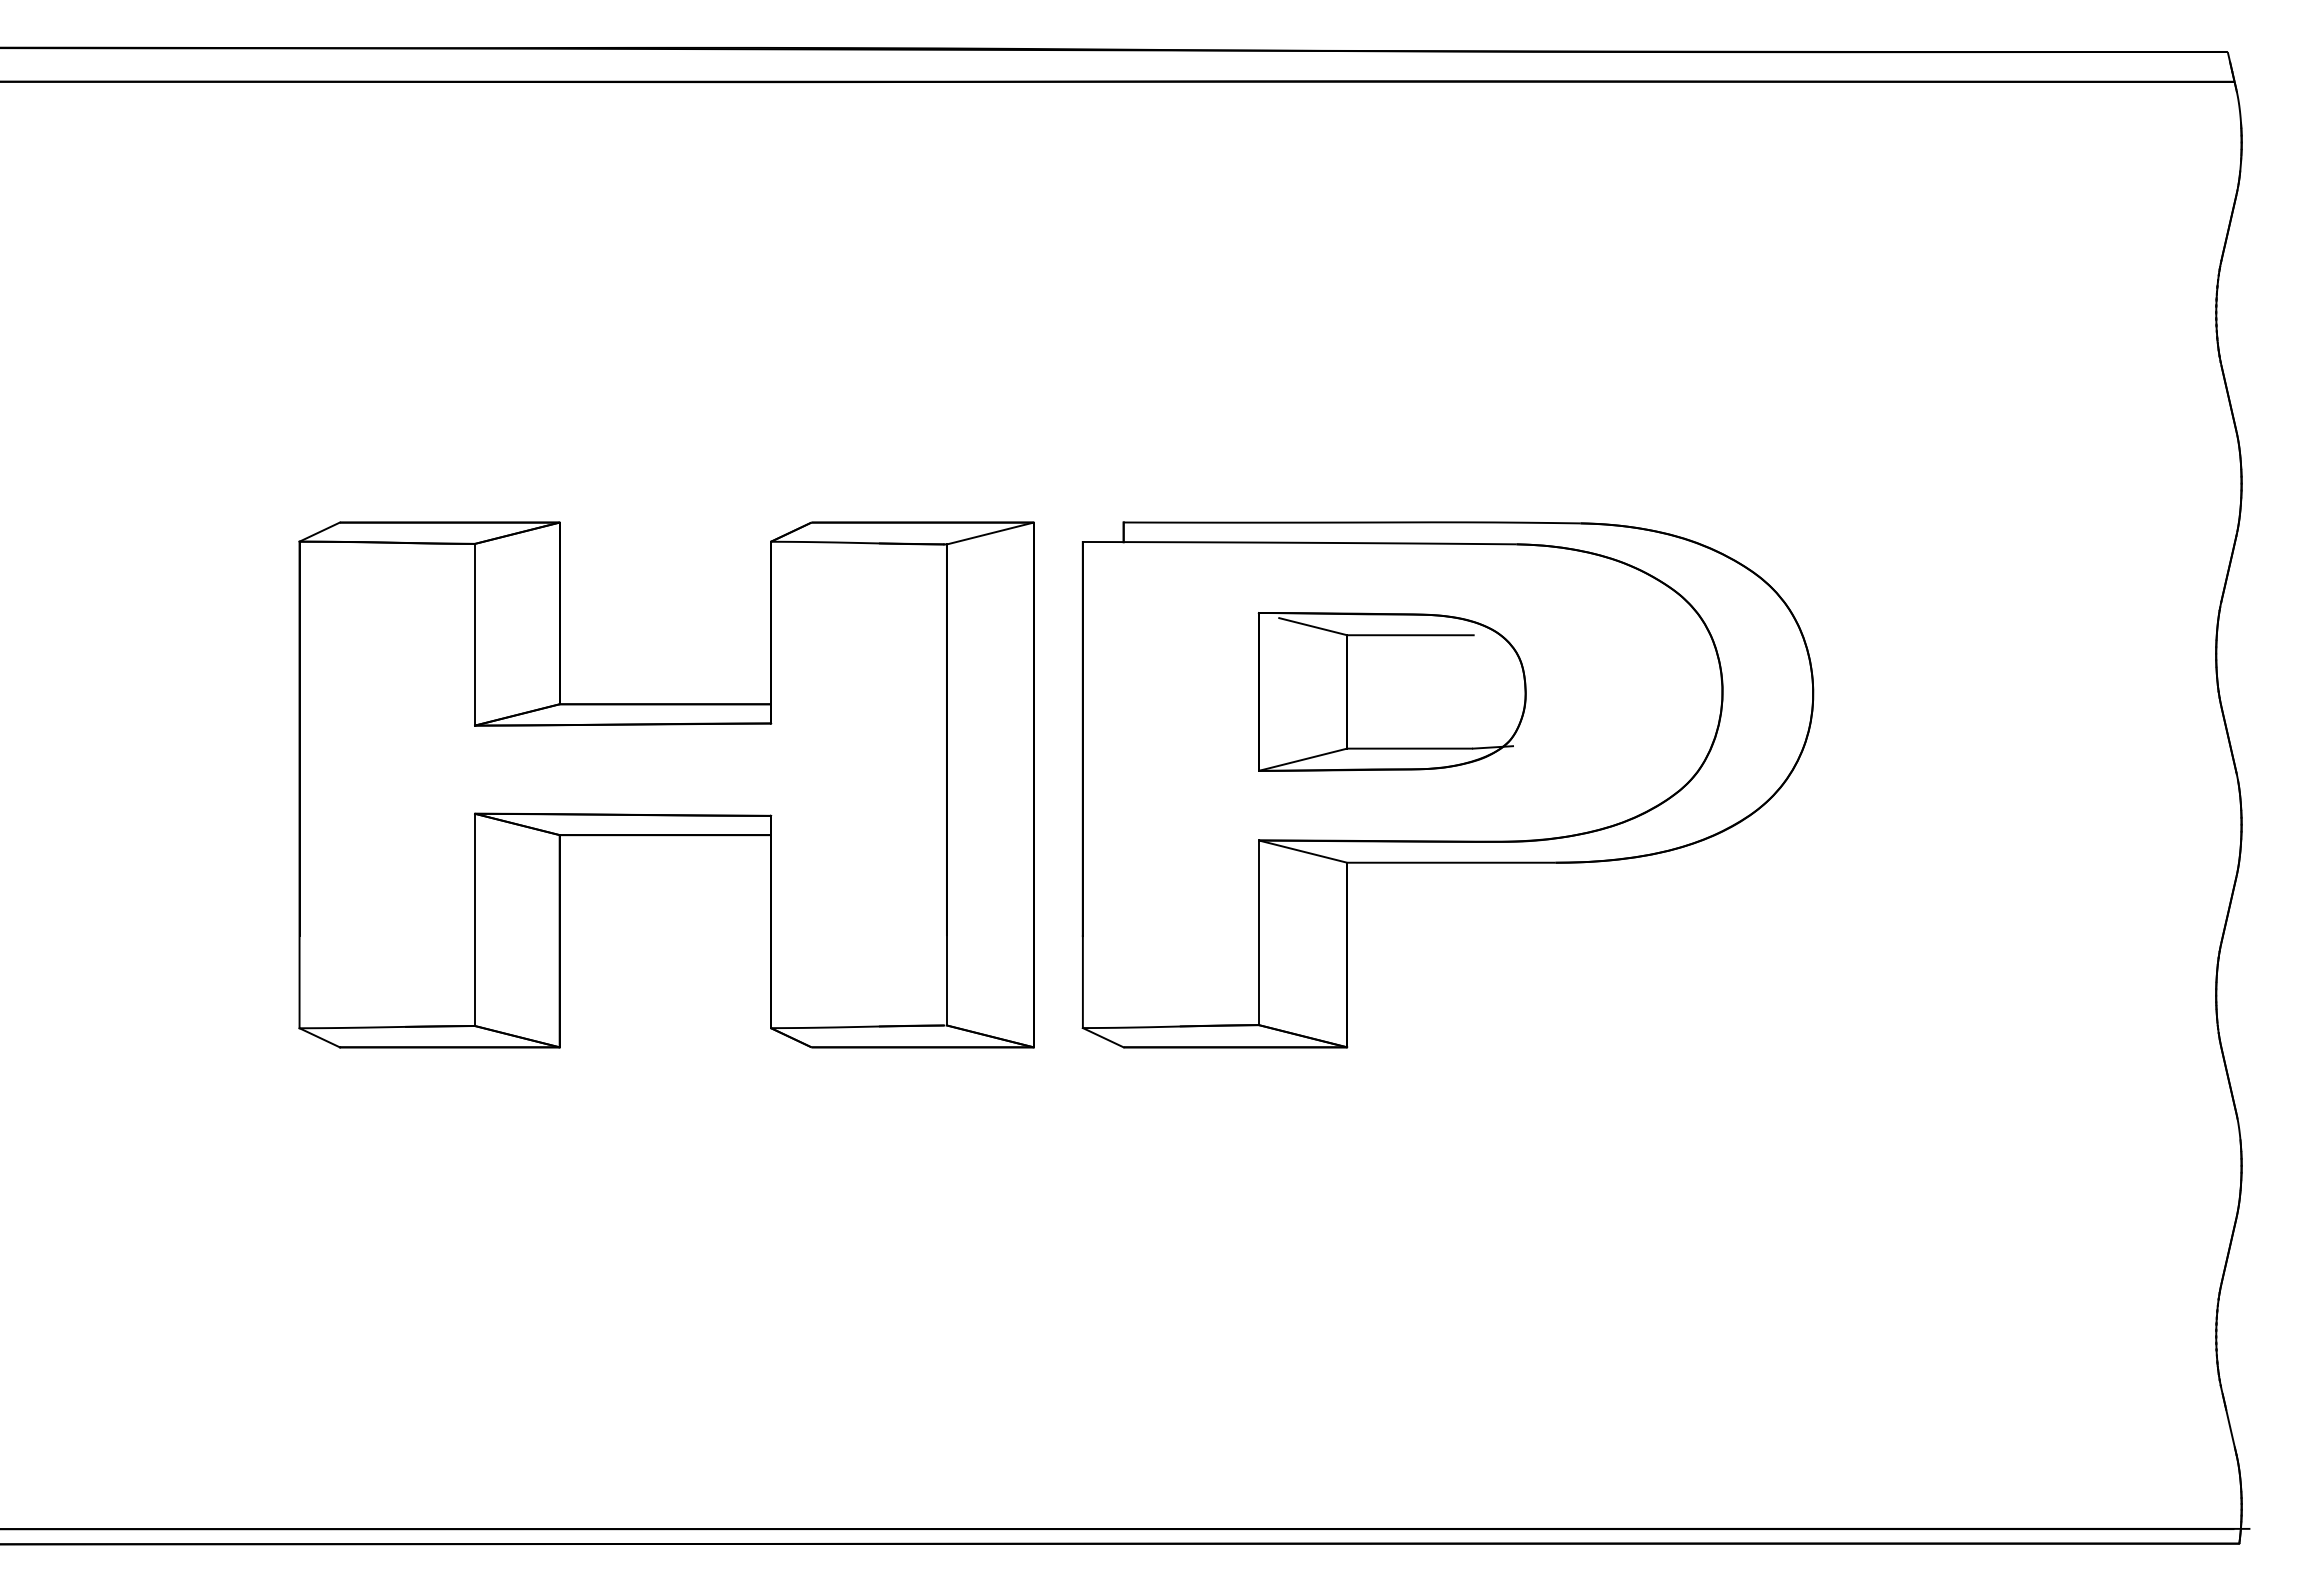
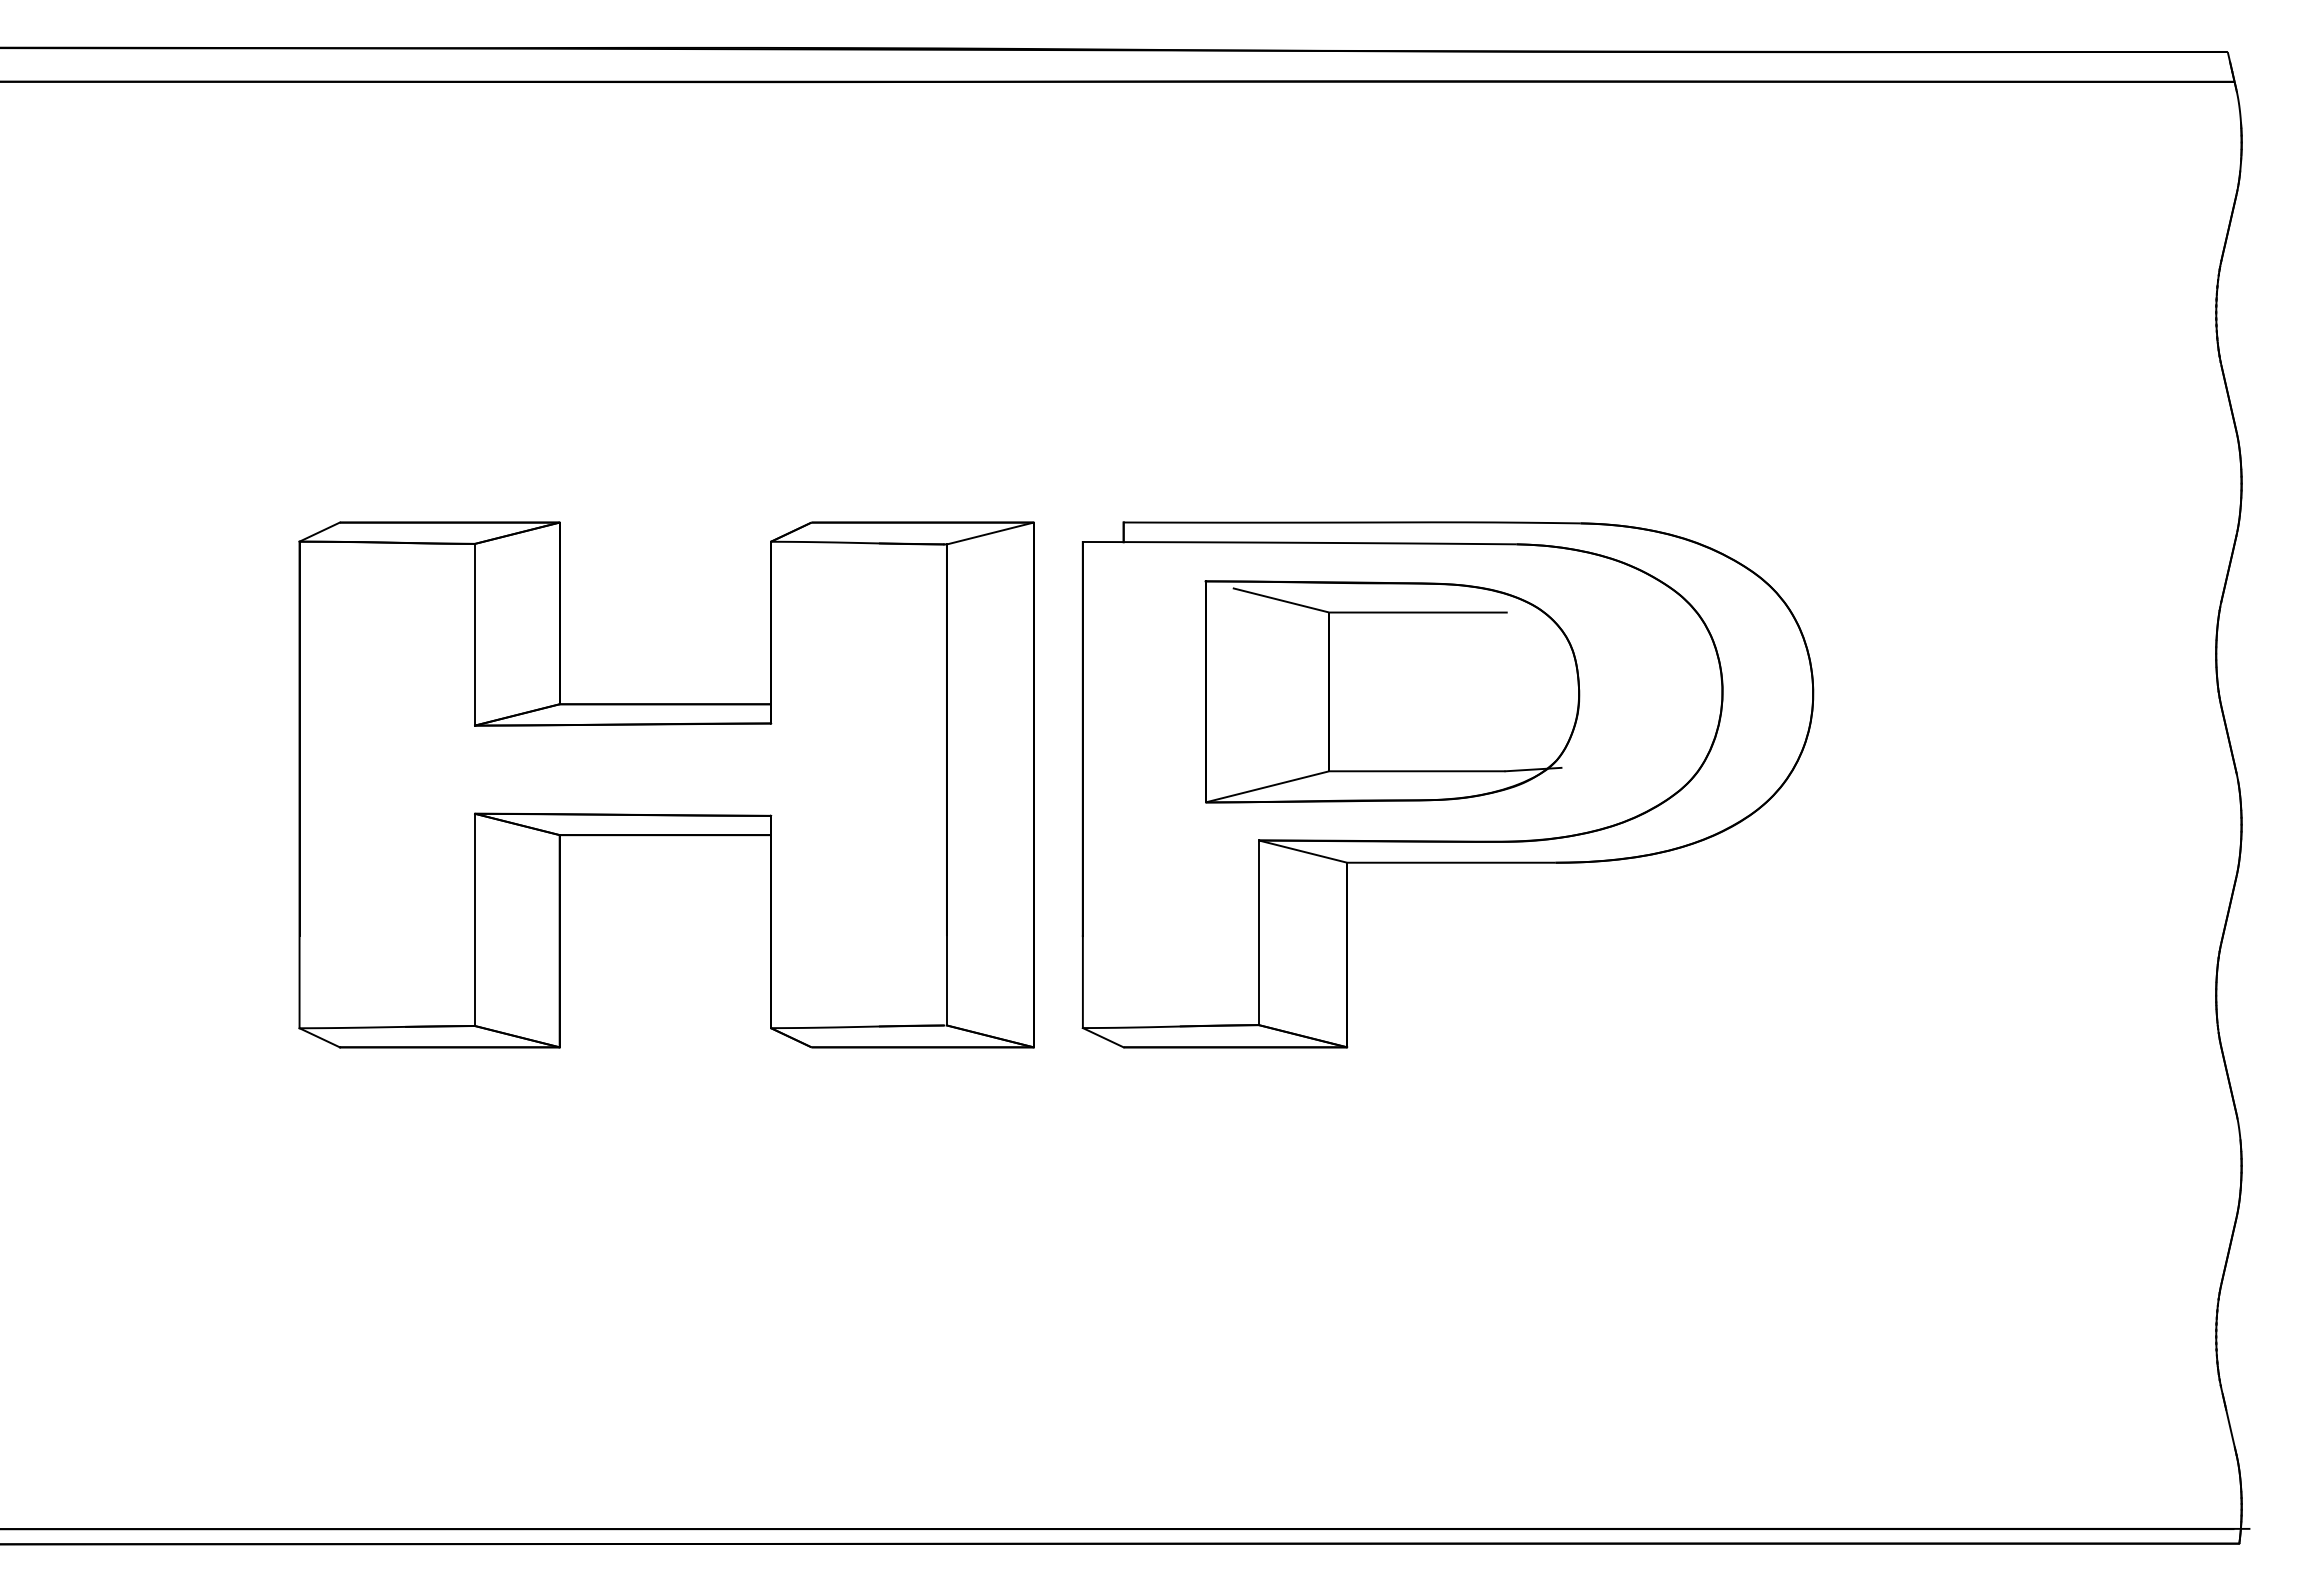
part size: 270x160 px -> 377x224 px (1392, 691)
